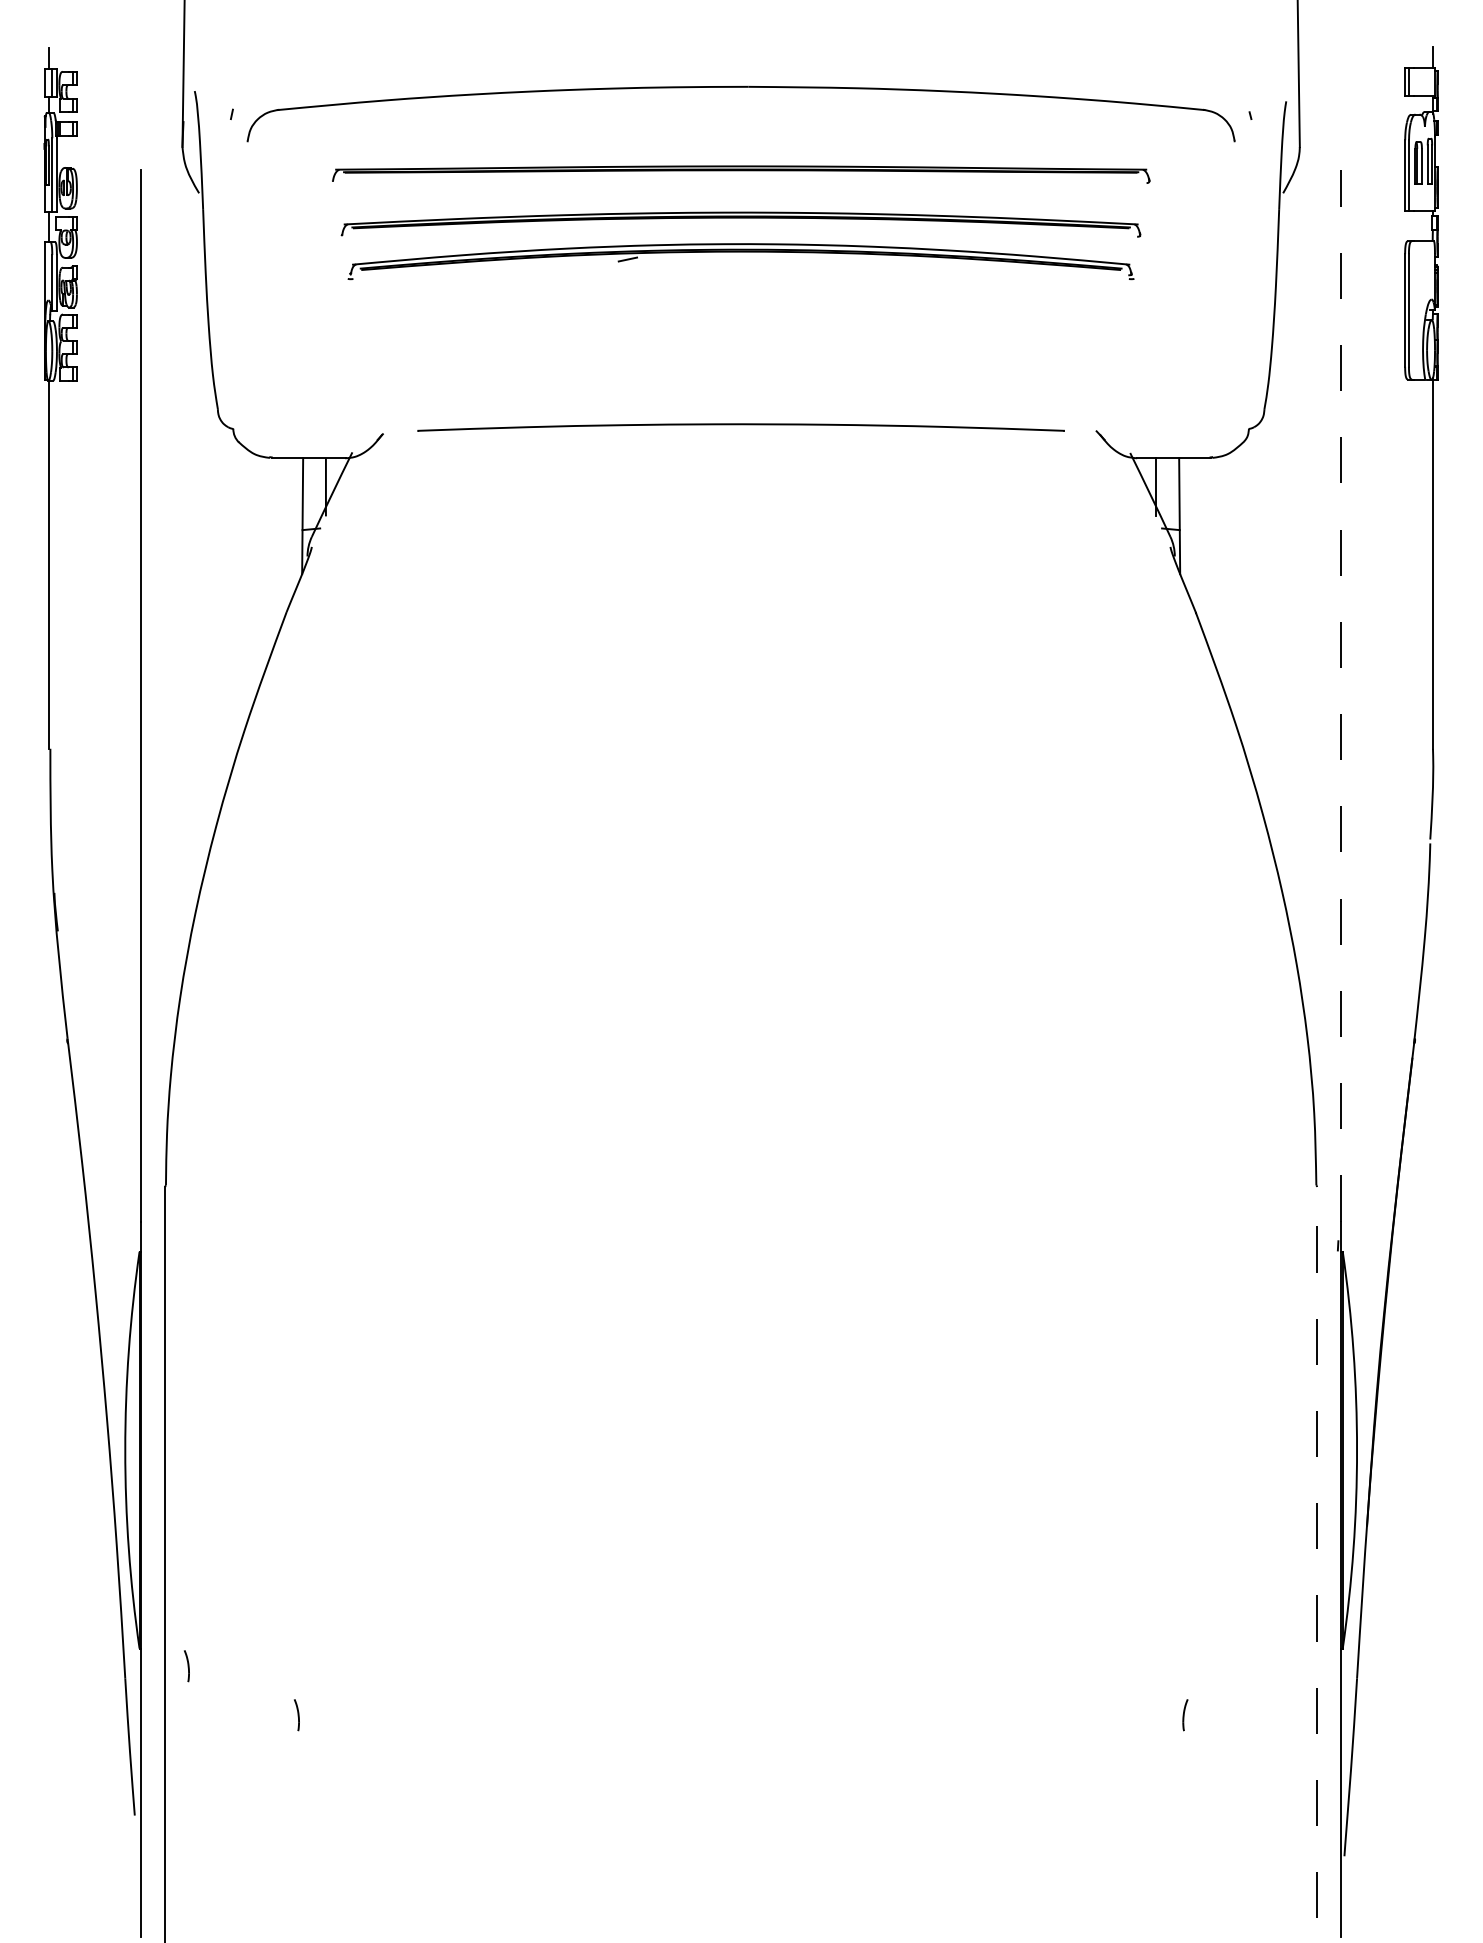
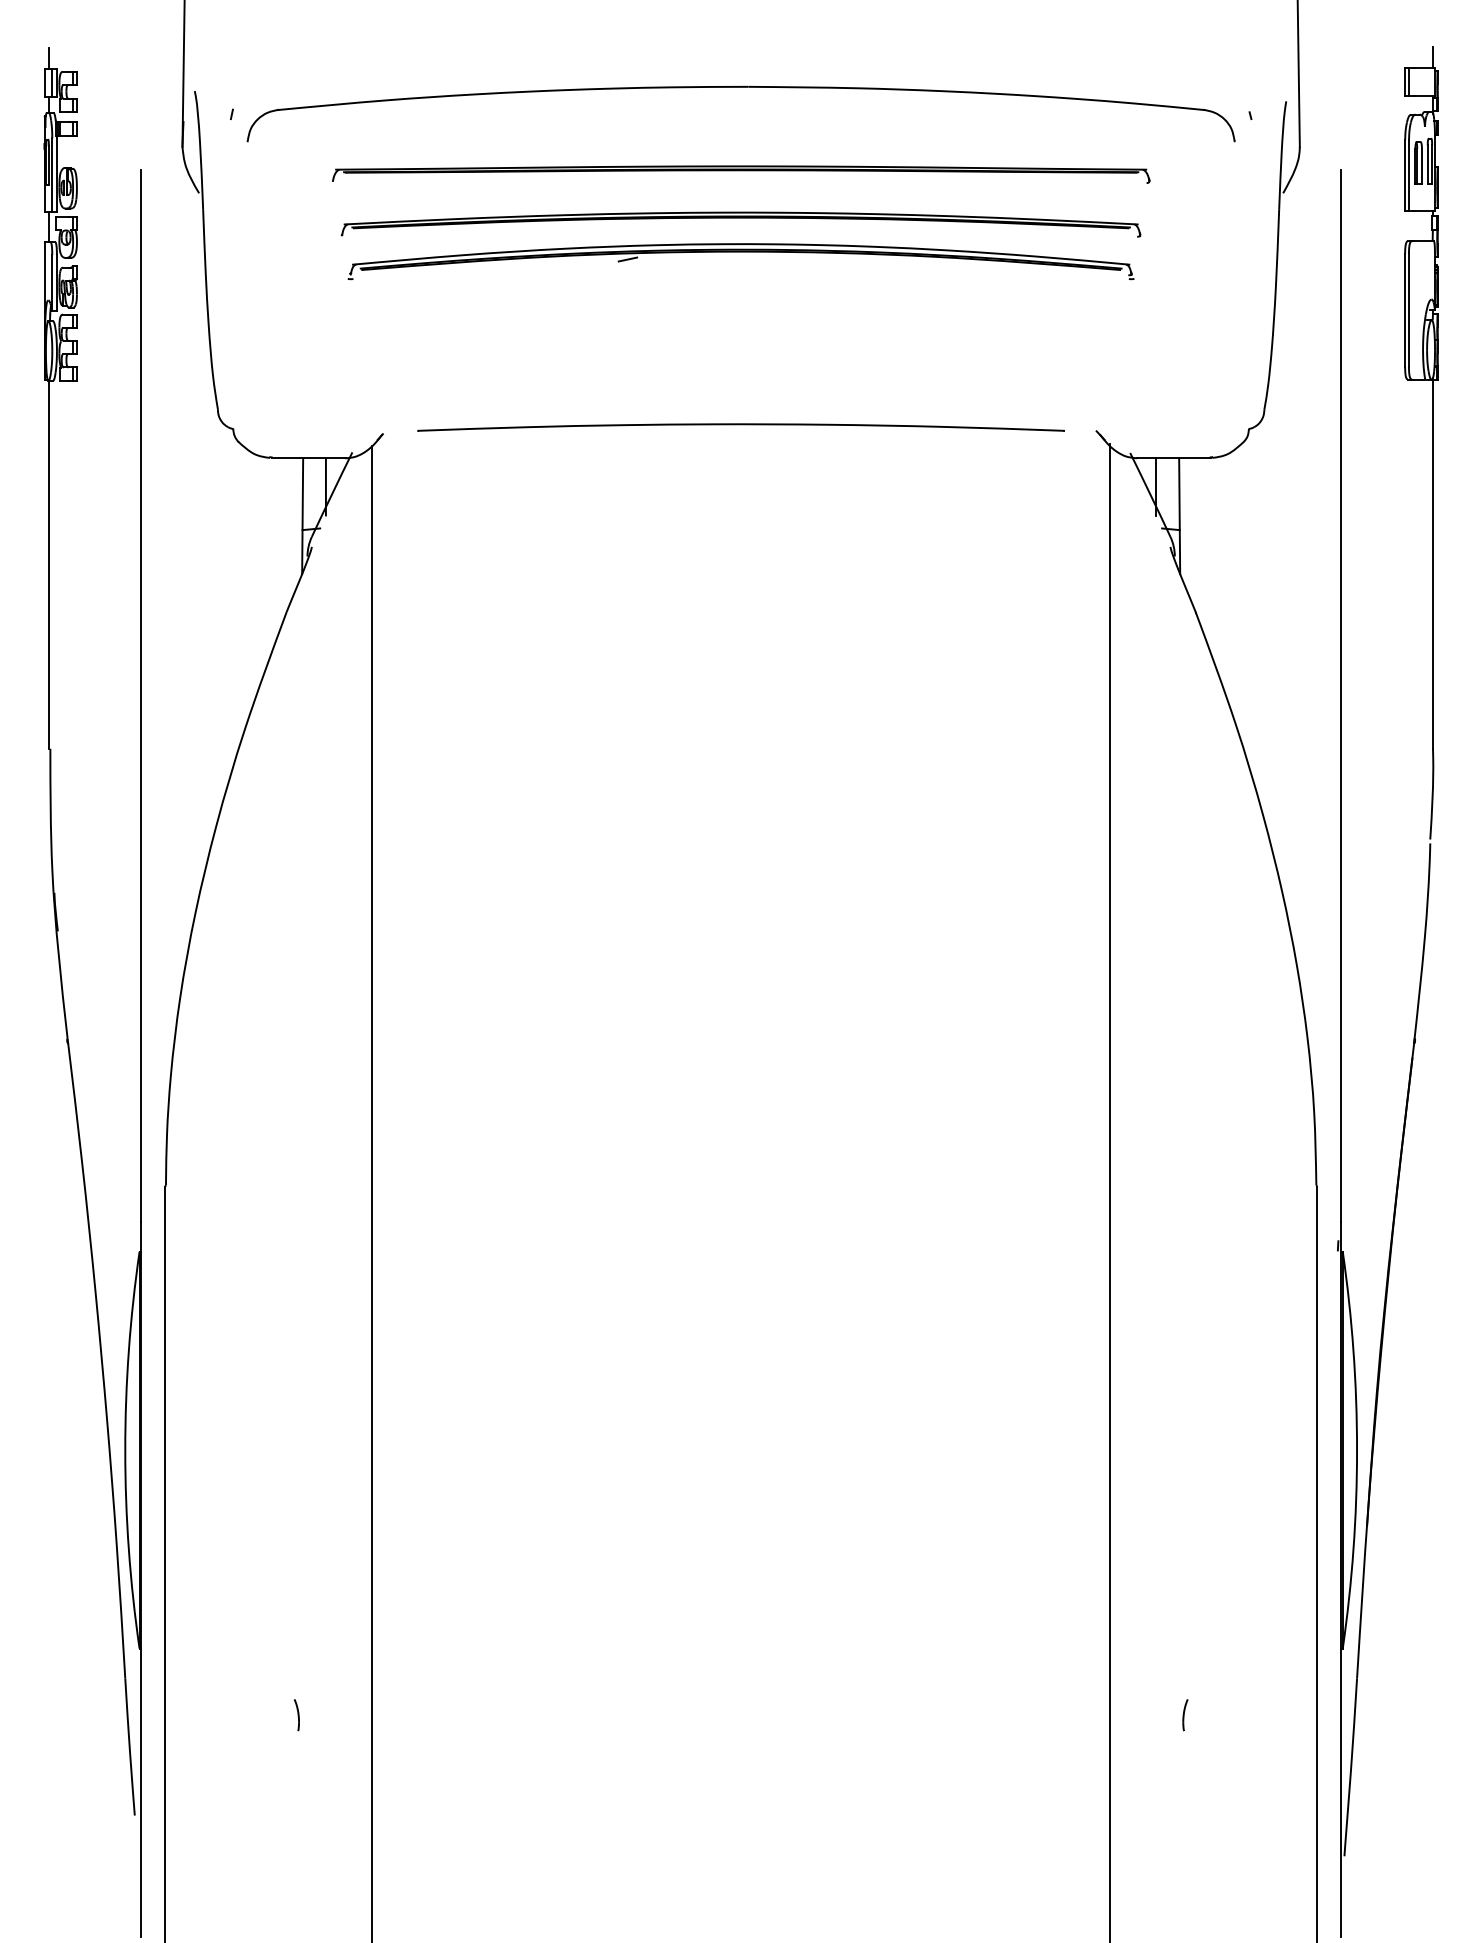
line: dashed -> solid (1340, 695)
line: none -> present (1110, 1191)
line: none -> present (372, 1192)
line: dashed -> solid (1317, 1564)
part: present -> none (186, 1666)
